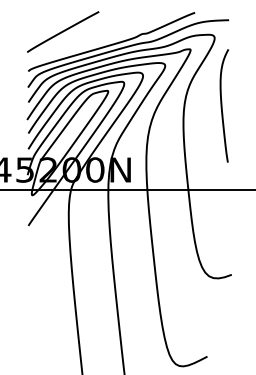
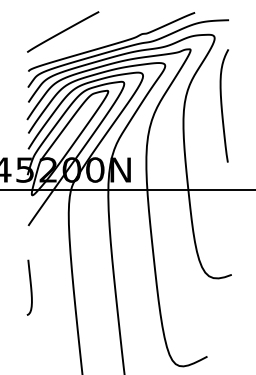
curve: none -> present (30, 287)
